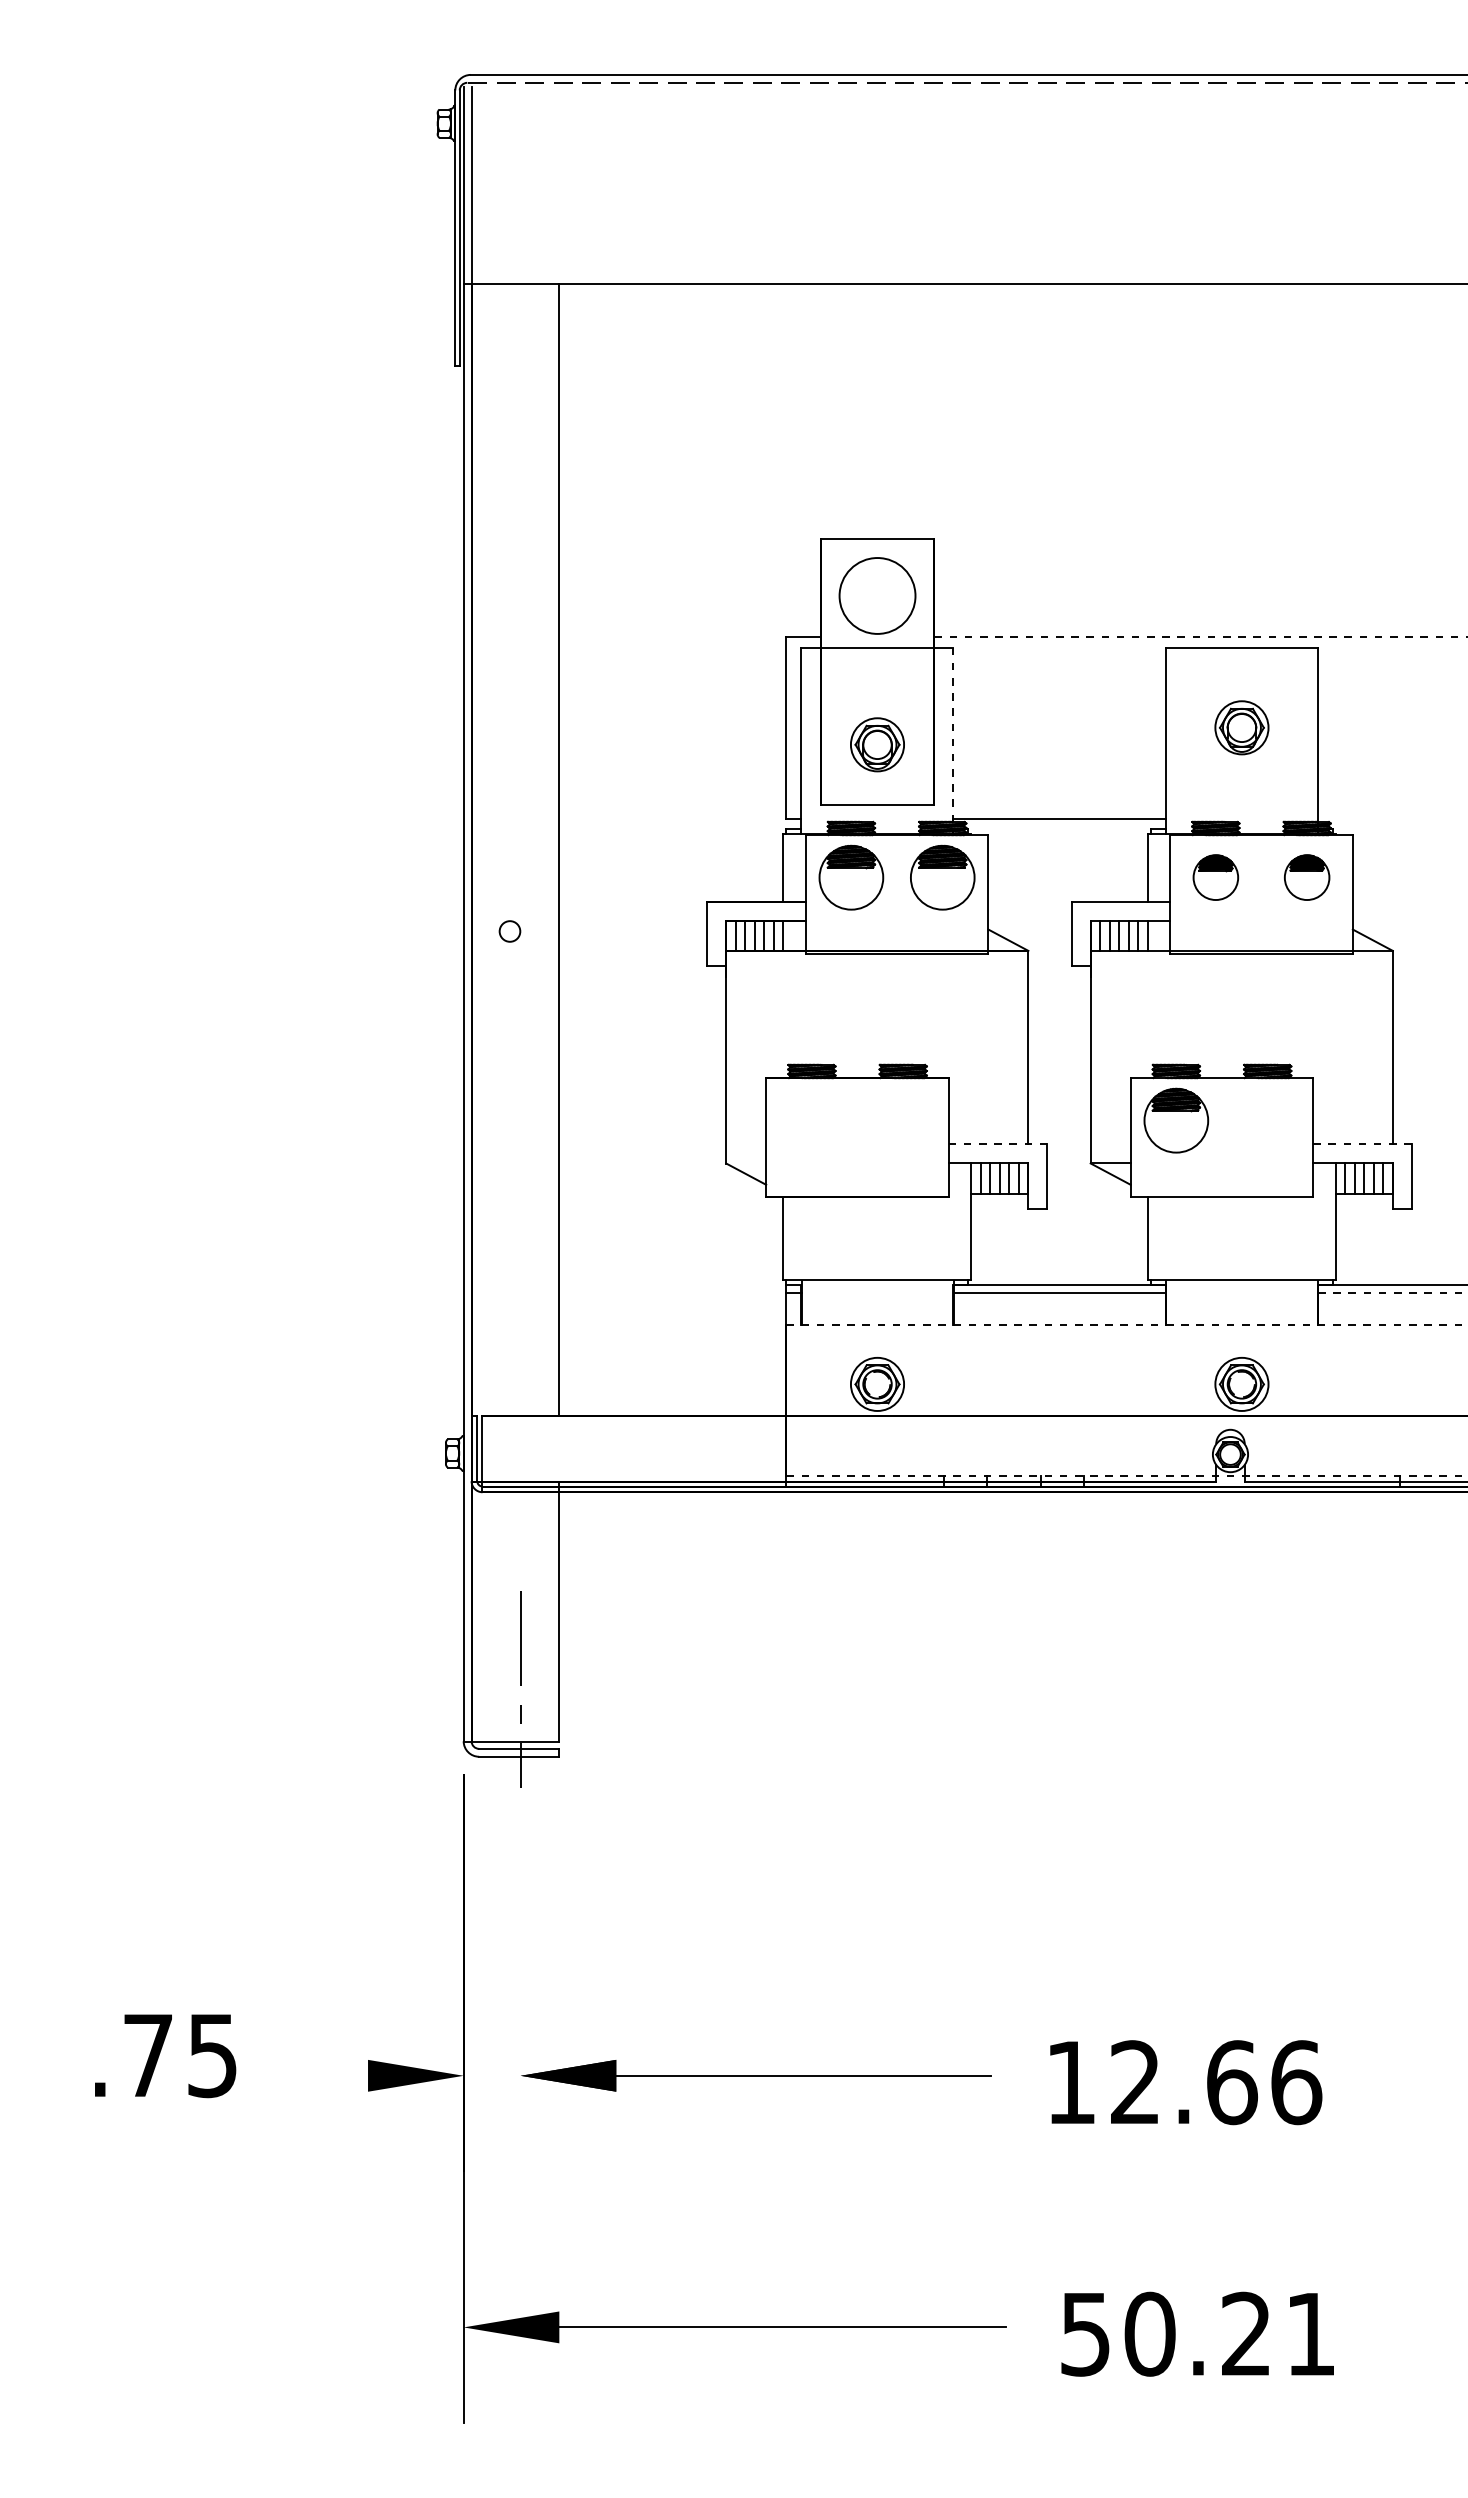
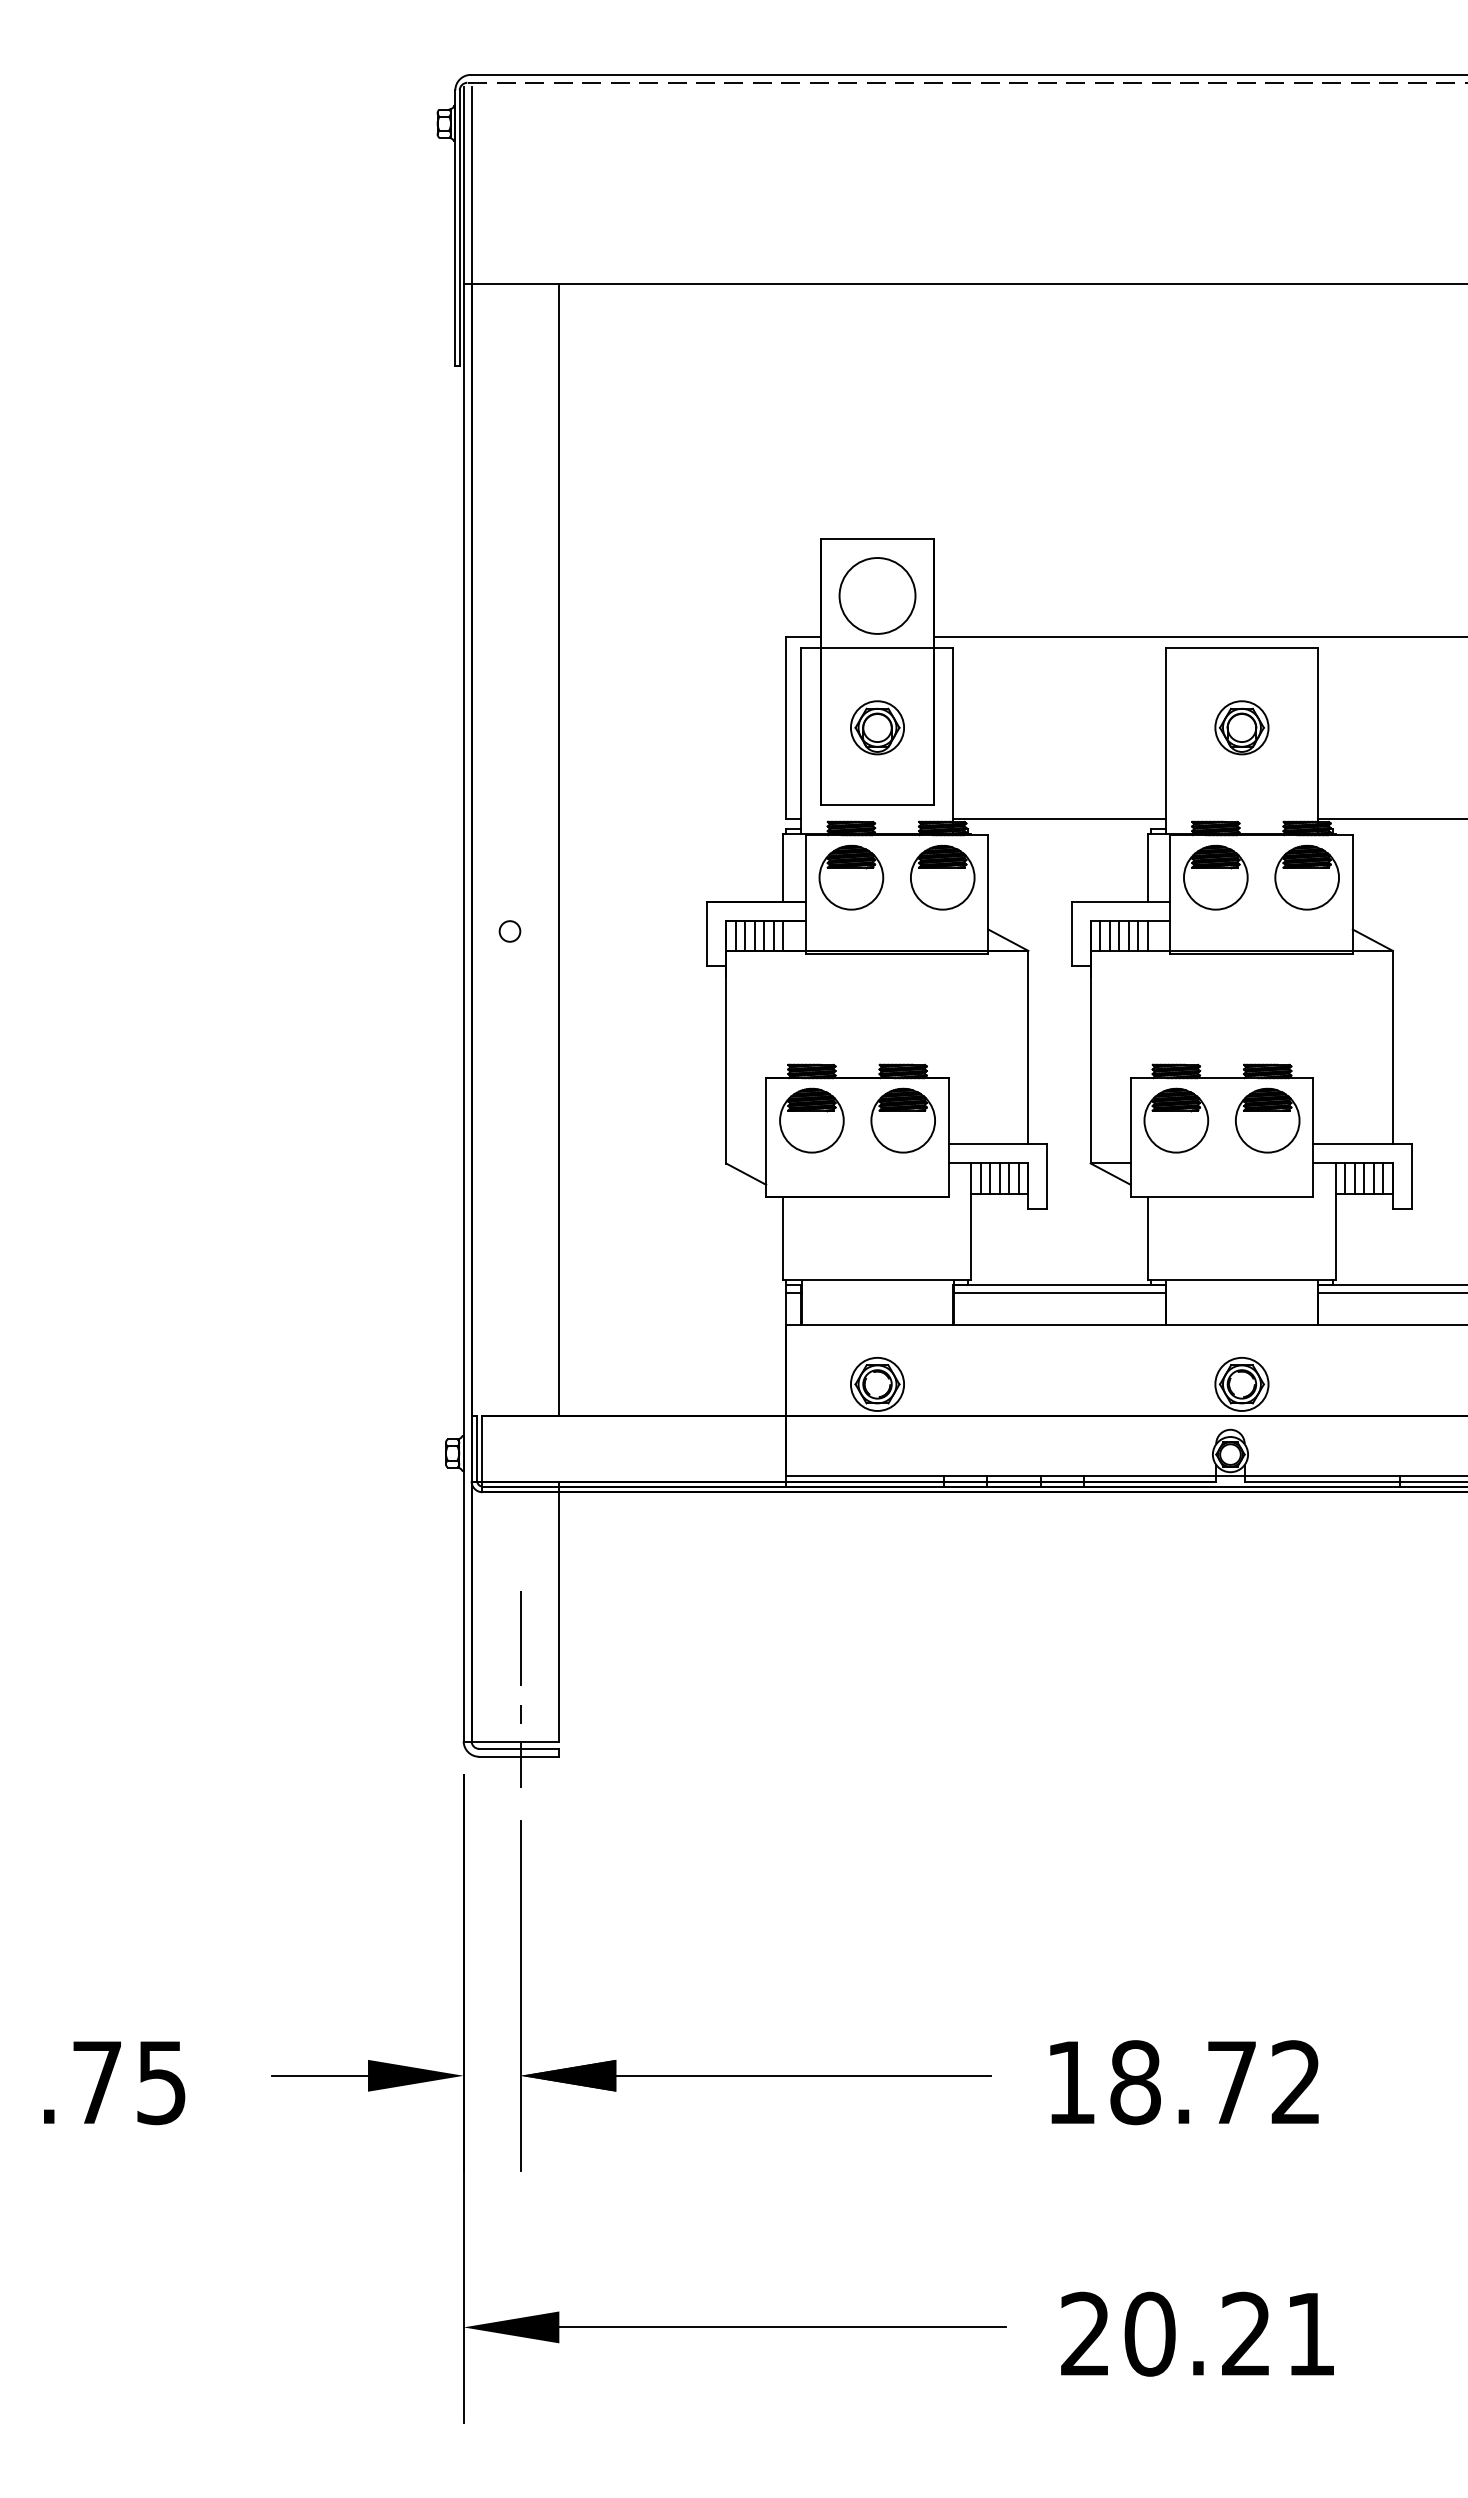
line: dashed -> solid (1201, 636)
line: dashed -> solid (953, 741)
part position: (877, 744) -> (877, 727) (877, 727)
line: none -> present (1390, 818)
part size: 48x47 px -> 66x67 px (1215, 877)
part size: 47x47 px -> 66x67 px (1306, 877)
part: none -> present (811, 1120)
part: none -> present (902, 1120)
part: none -> present (1267, 1120)
line: dashed -> solid (997, 1144)
line: dashed -> solid (1362, 1144)
line: dashed -> solid (1392, 1293)
line: dashed -> solid (1127, 1325)
line: dashed -> solid (1127, 1476)
line: none -> present (520, 1996)
text position: (165, 2056) -> (114, 2083) (114, 2083)
line: none -> present (320, 2075)
text: 12.66 -> 18.72 (1216, 2082)
text: 50.21 -> 20.21 (1085, 2333)
